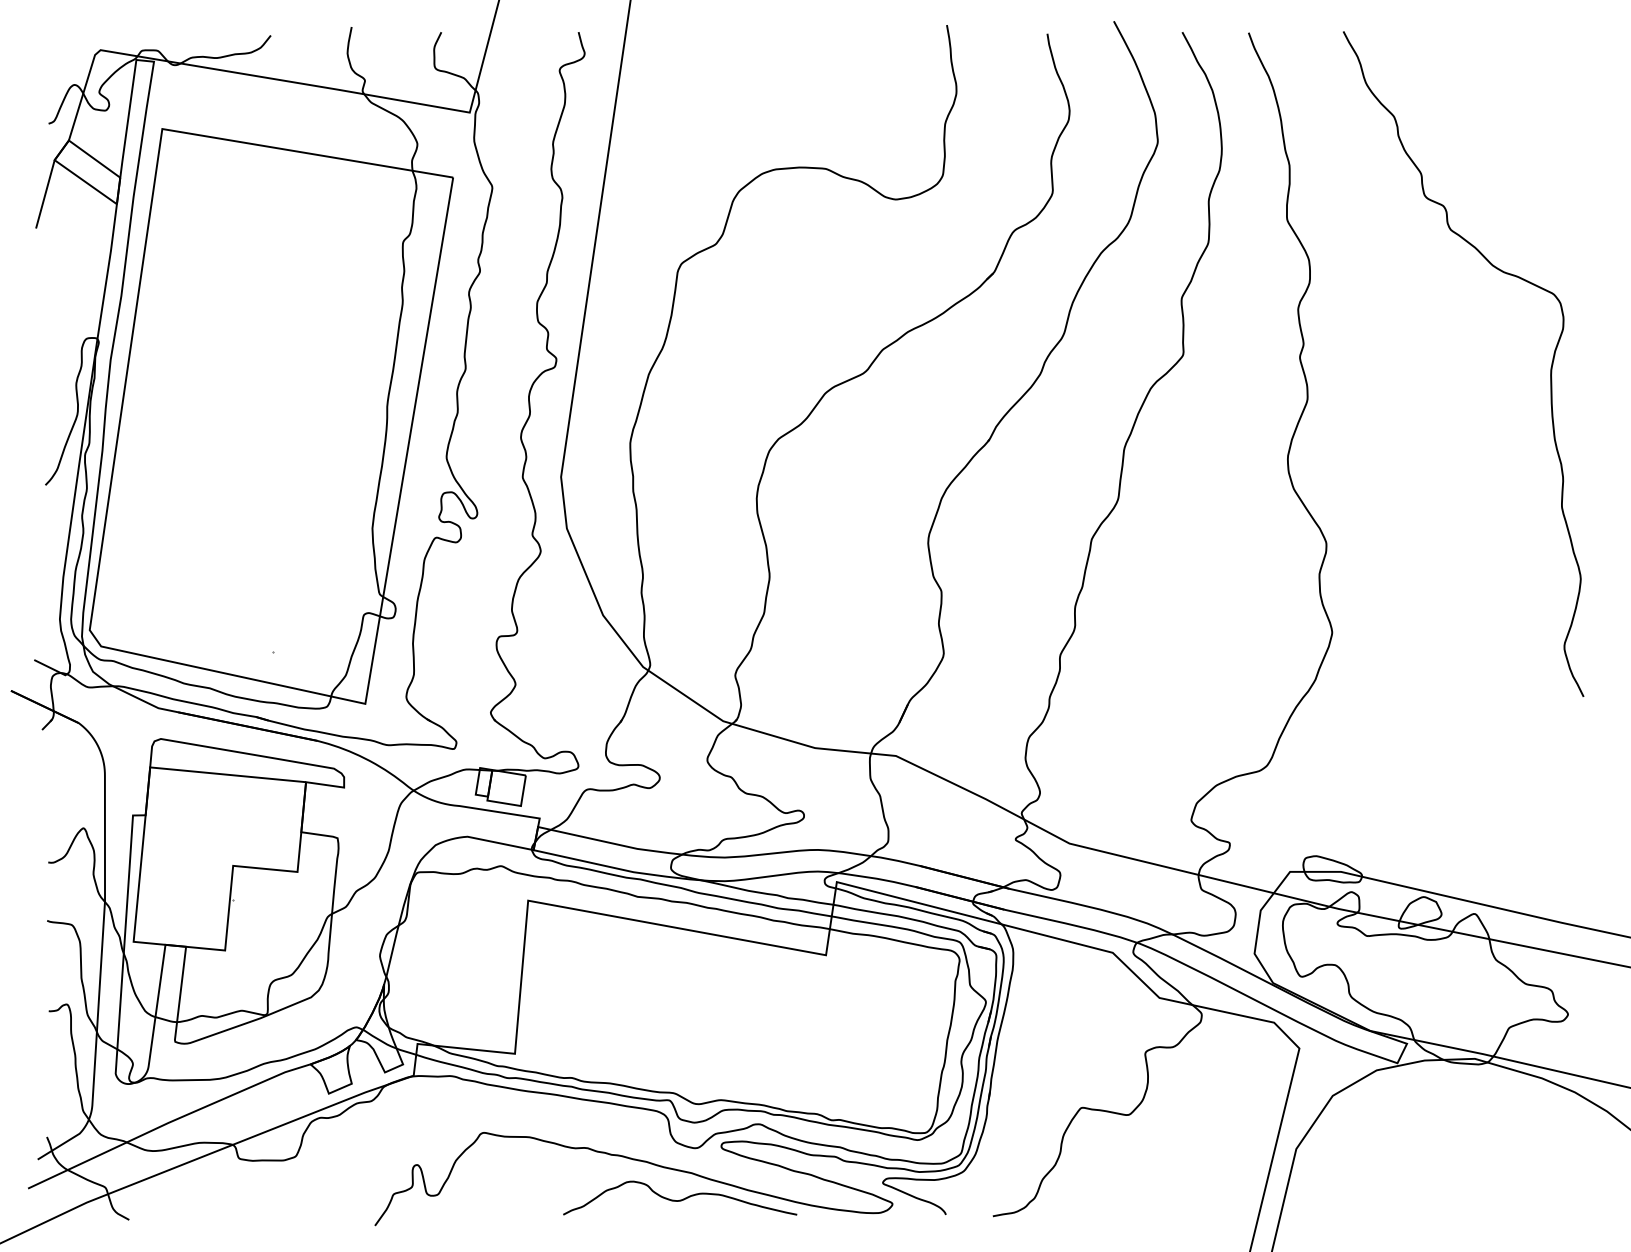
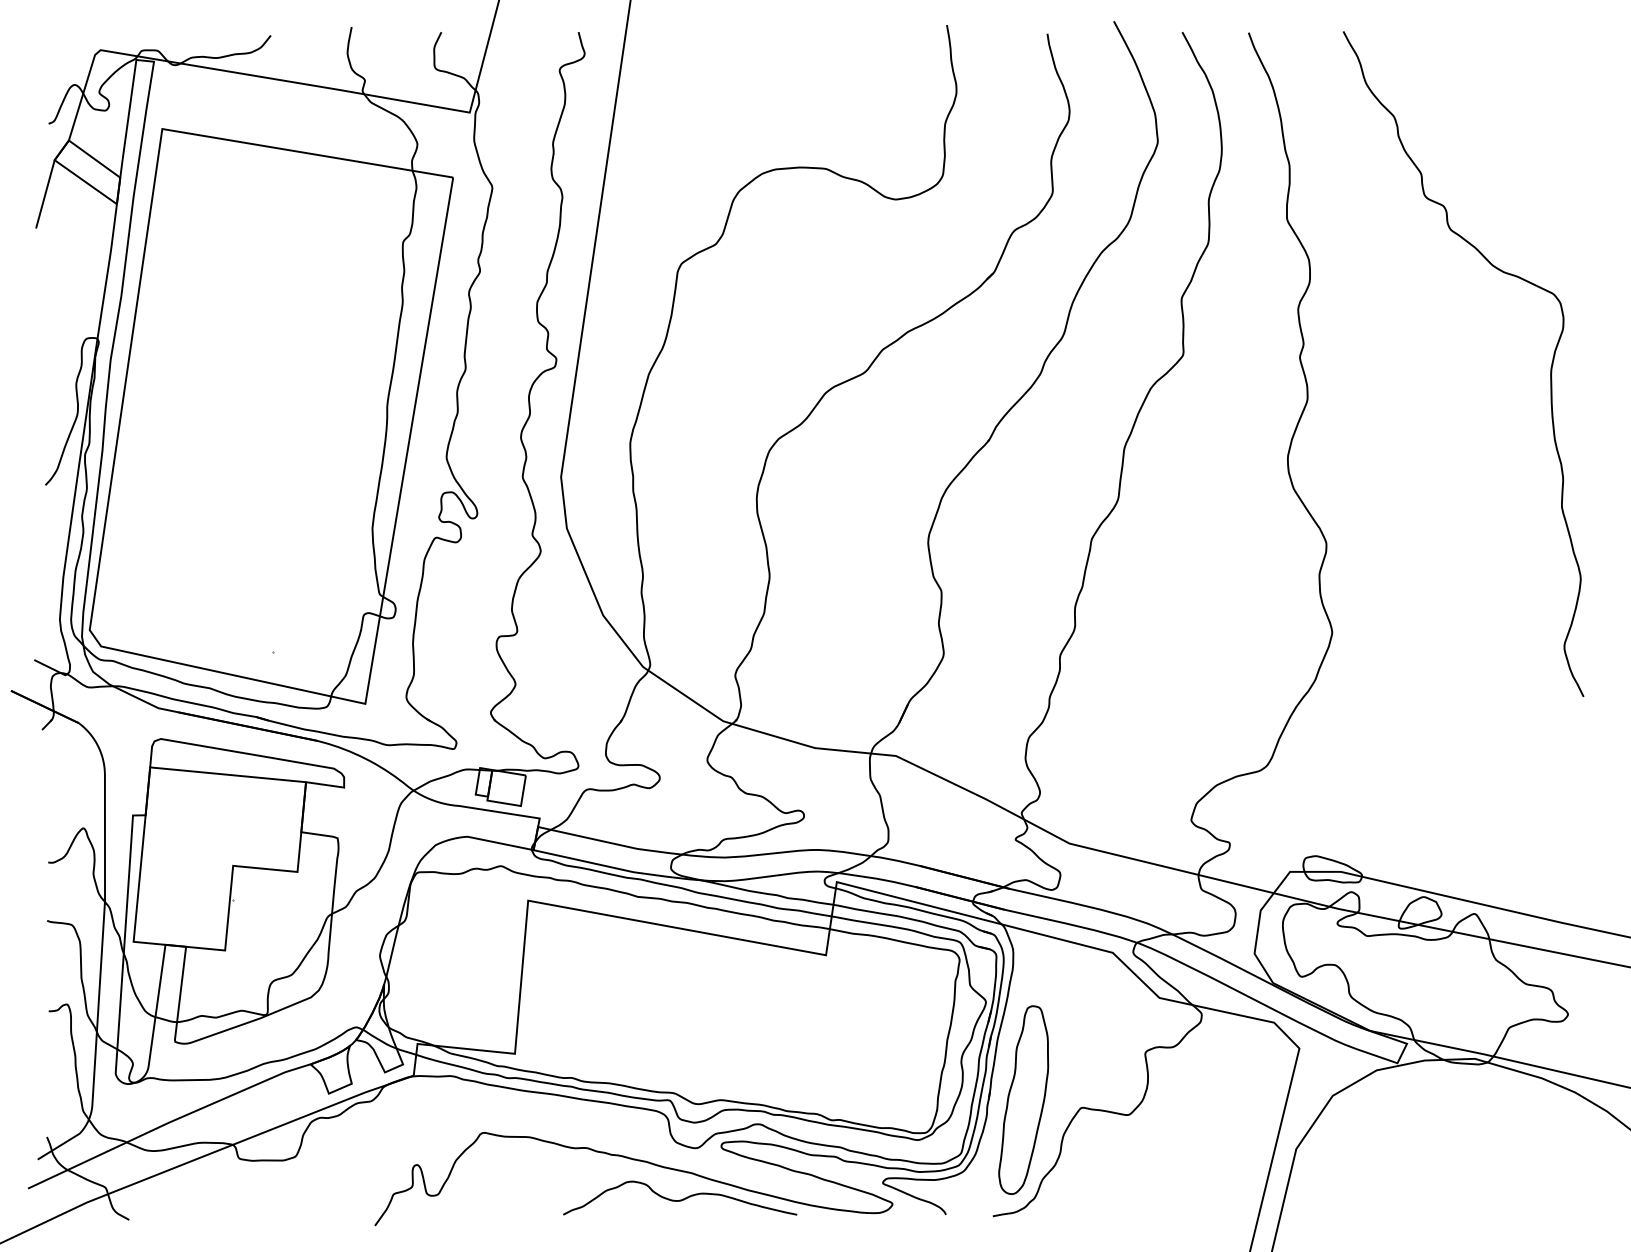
part: none -> present (1023, 1099)
